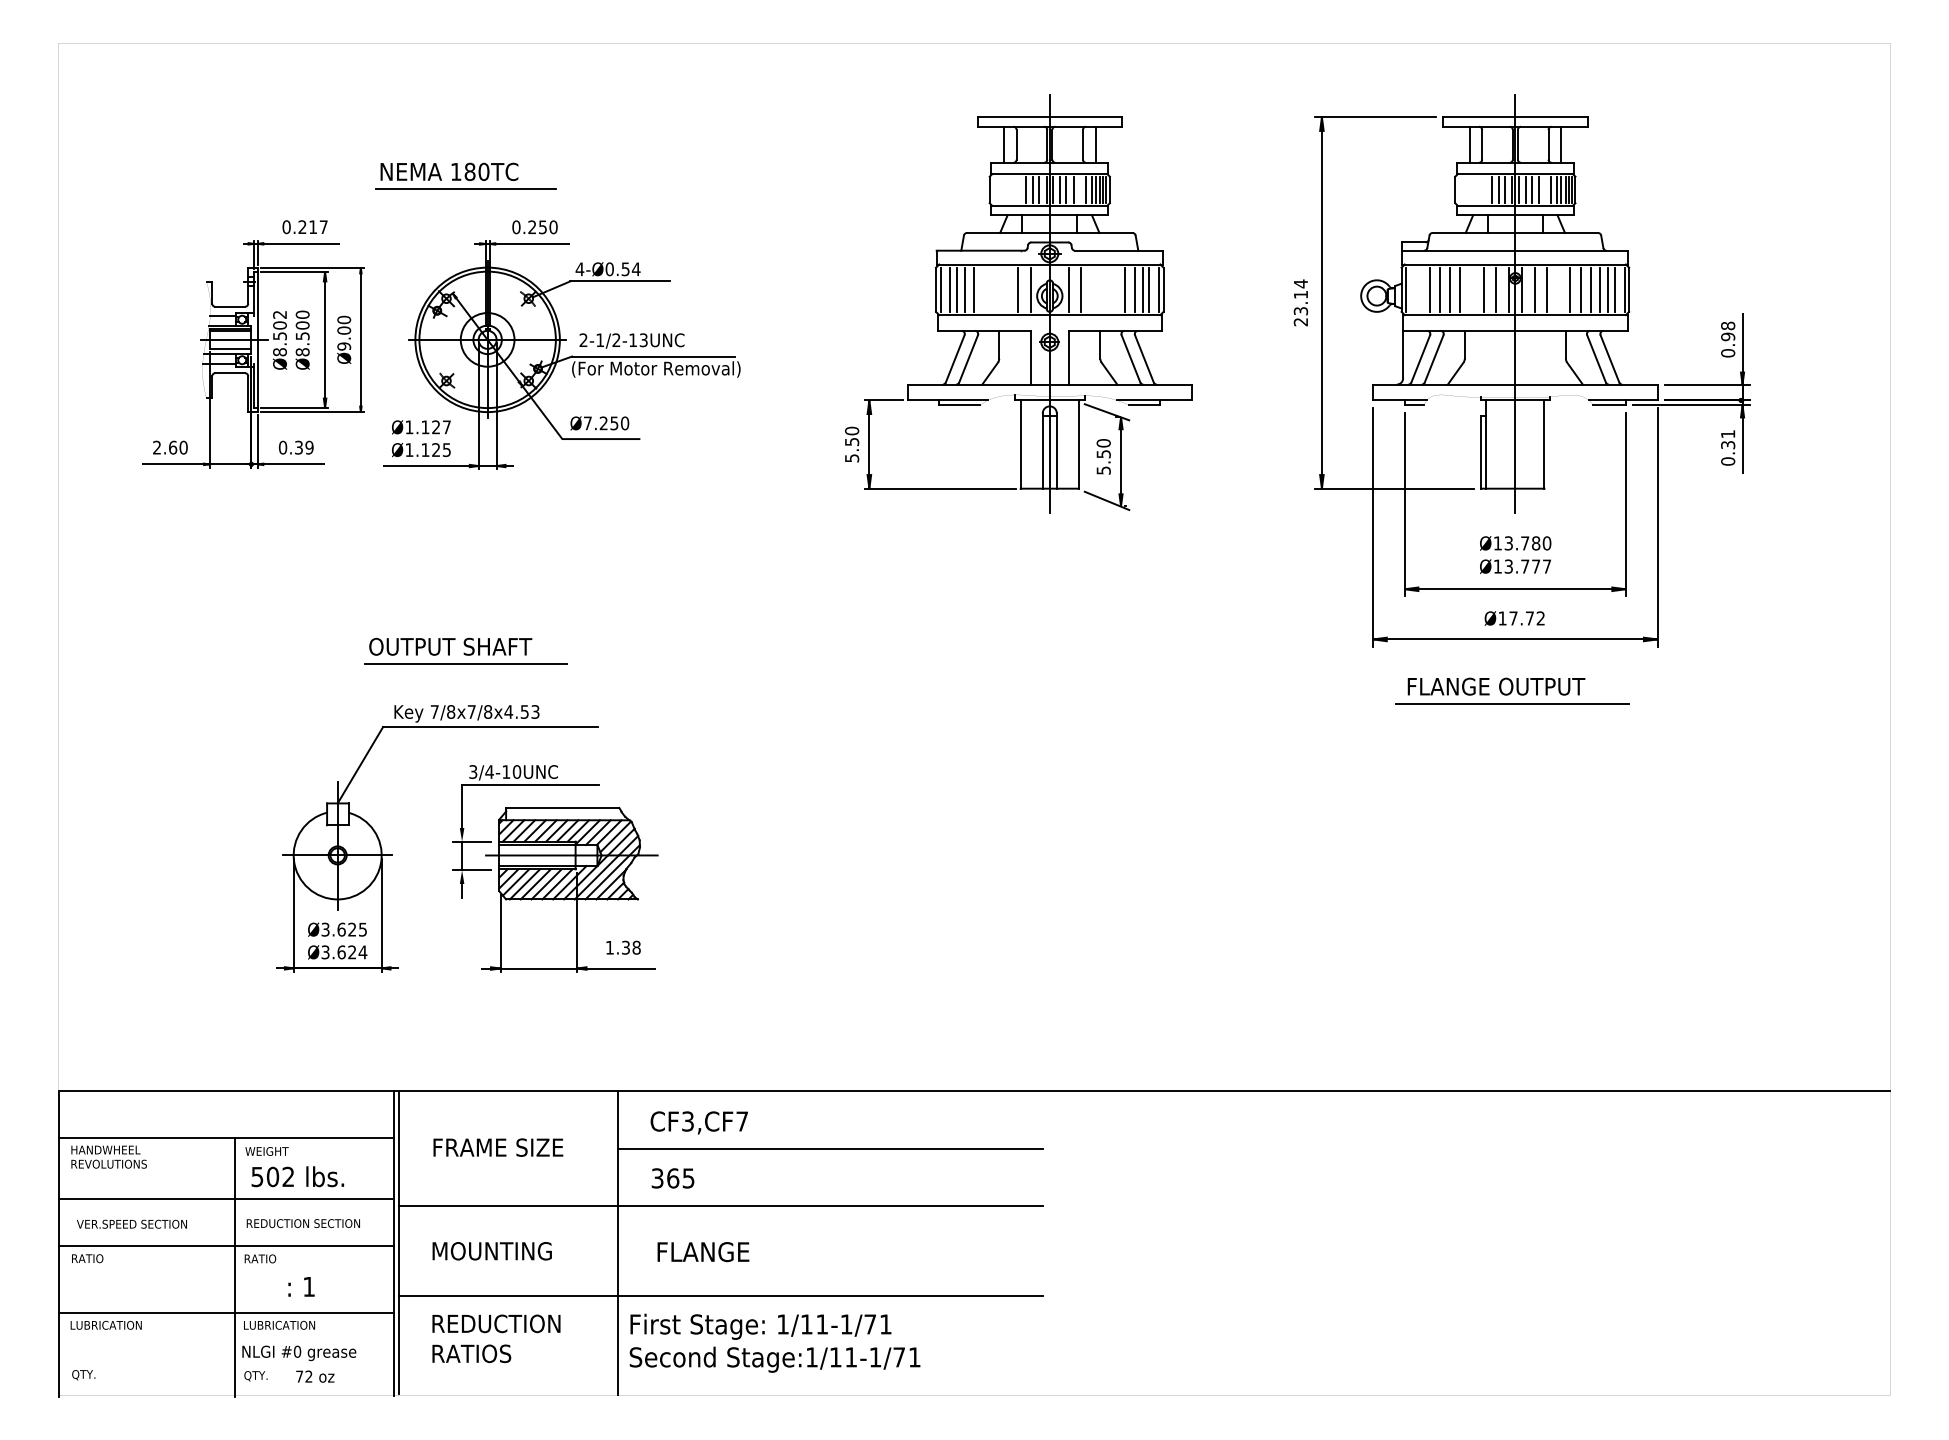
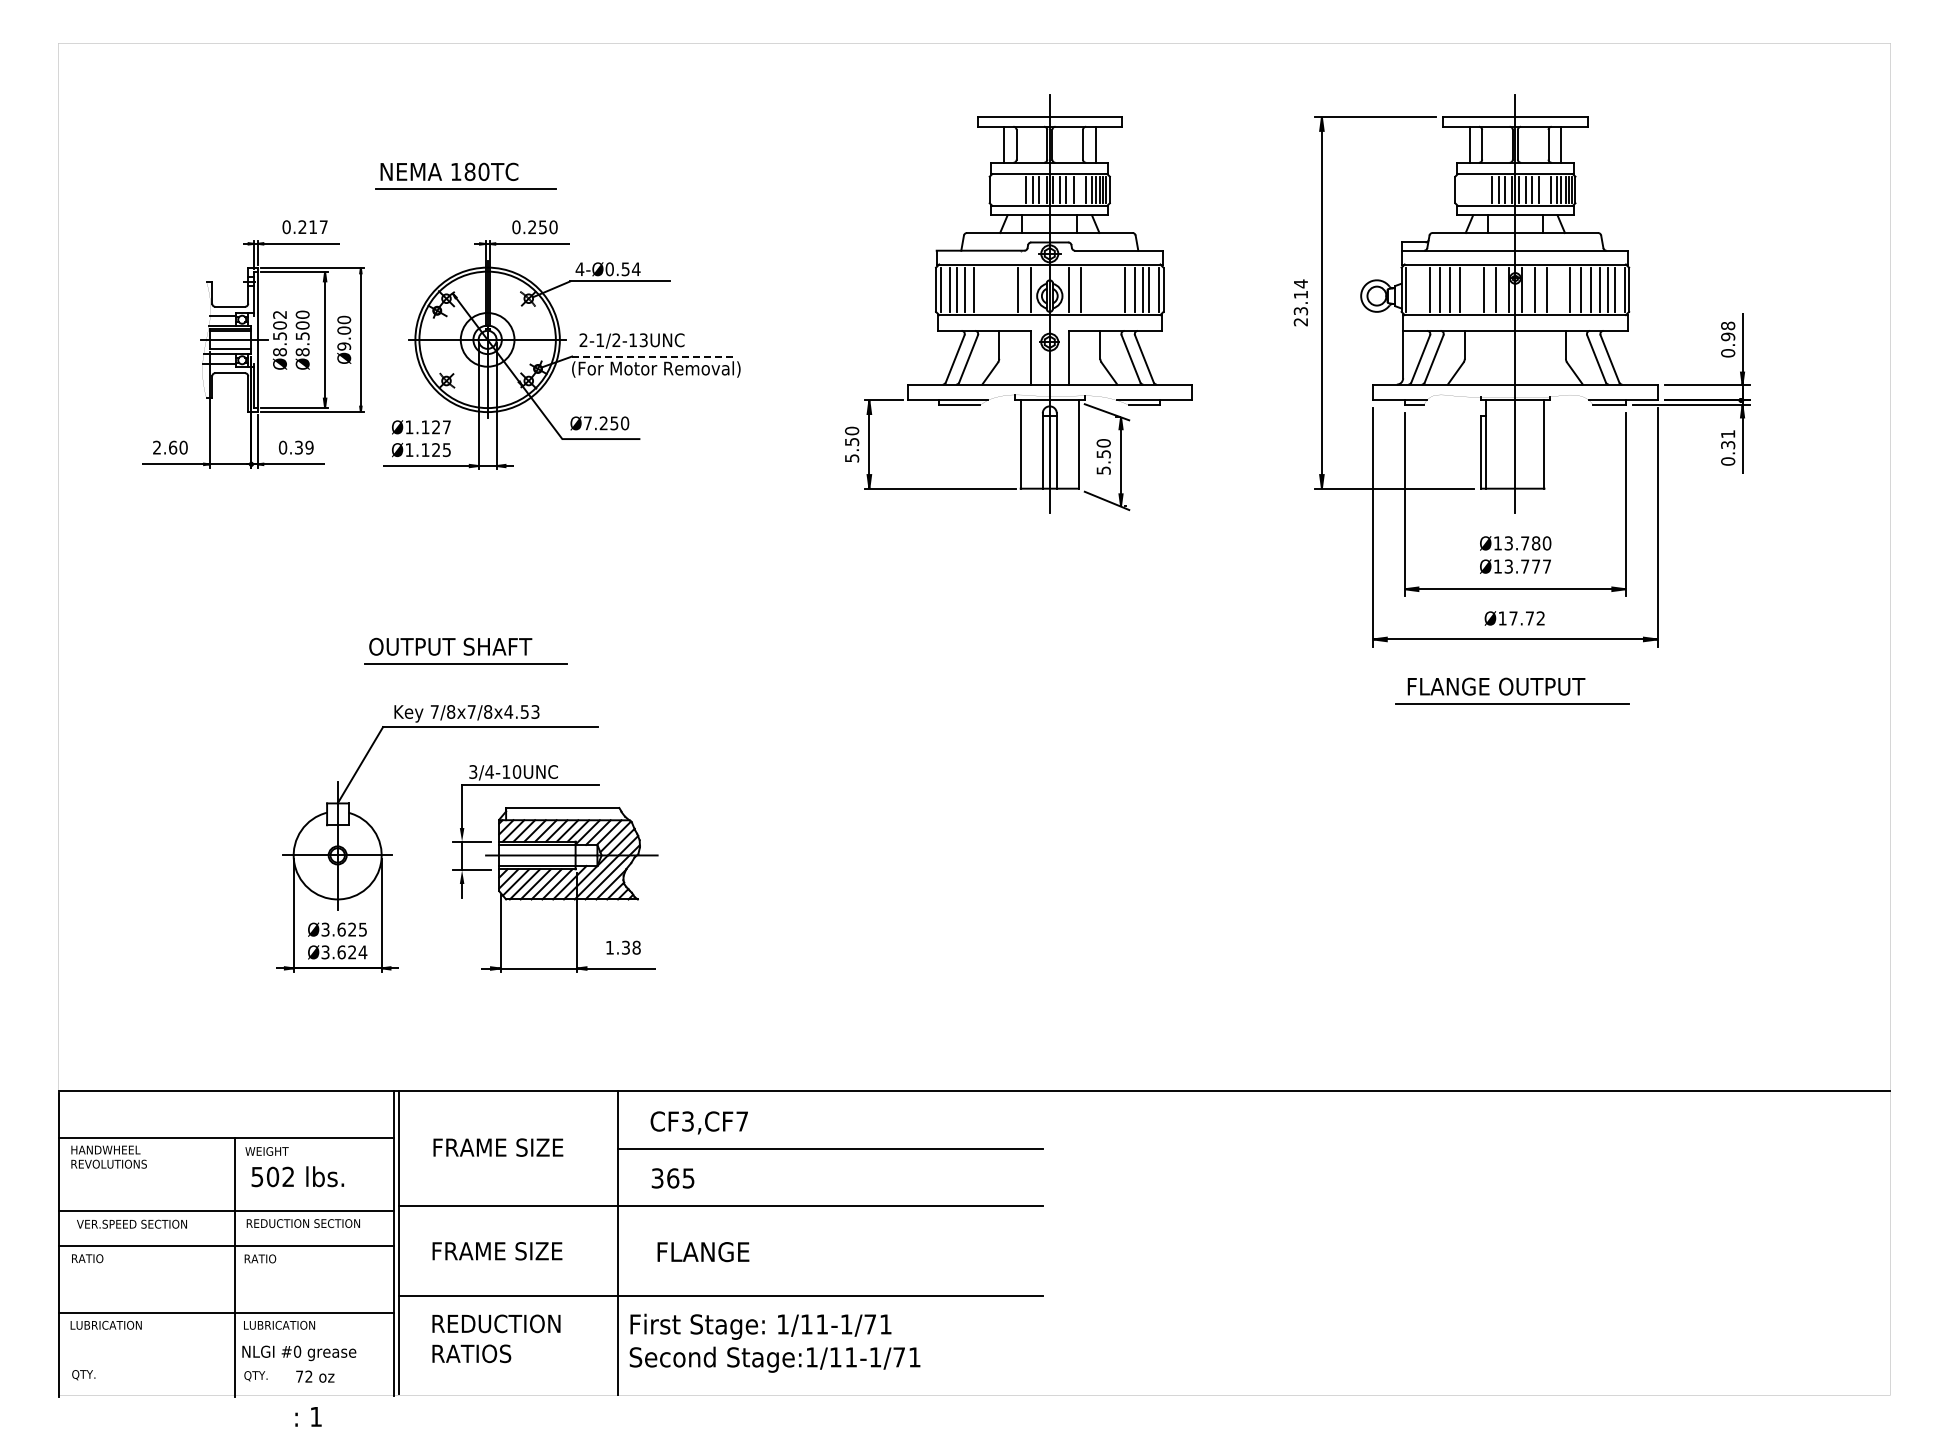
line: solid -> dashed (653, 356)
line position: (226, 1199) -> (226, 1211) (226, 1211)
text: MOUNTING -> FRAME SIZE (498, 1251)
text position: (301, 1286) -> (308, 1416) (308, 1416)
